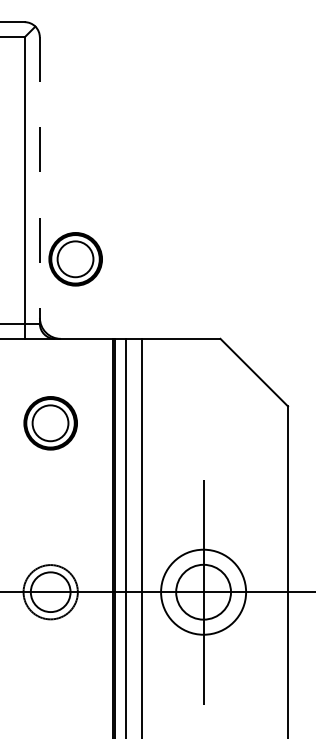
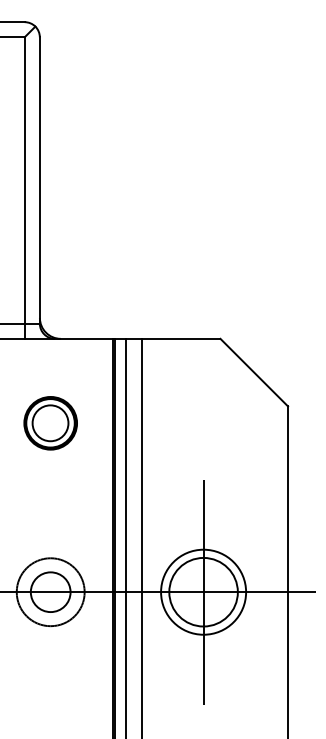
line: dashed -> solid (39, 180)
part: present -> none (75, 259)
circle diameter: 55 px -> 69 px (203, 591)
circle diameter: 54 px -> 68 px (50, 592)
